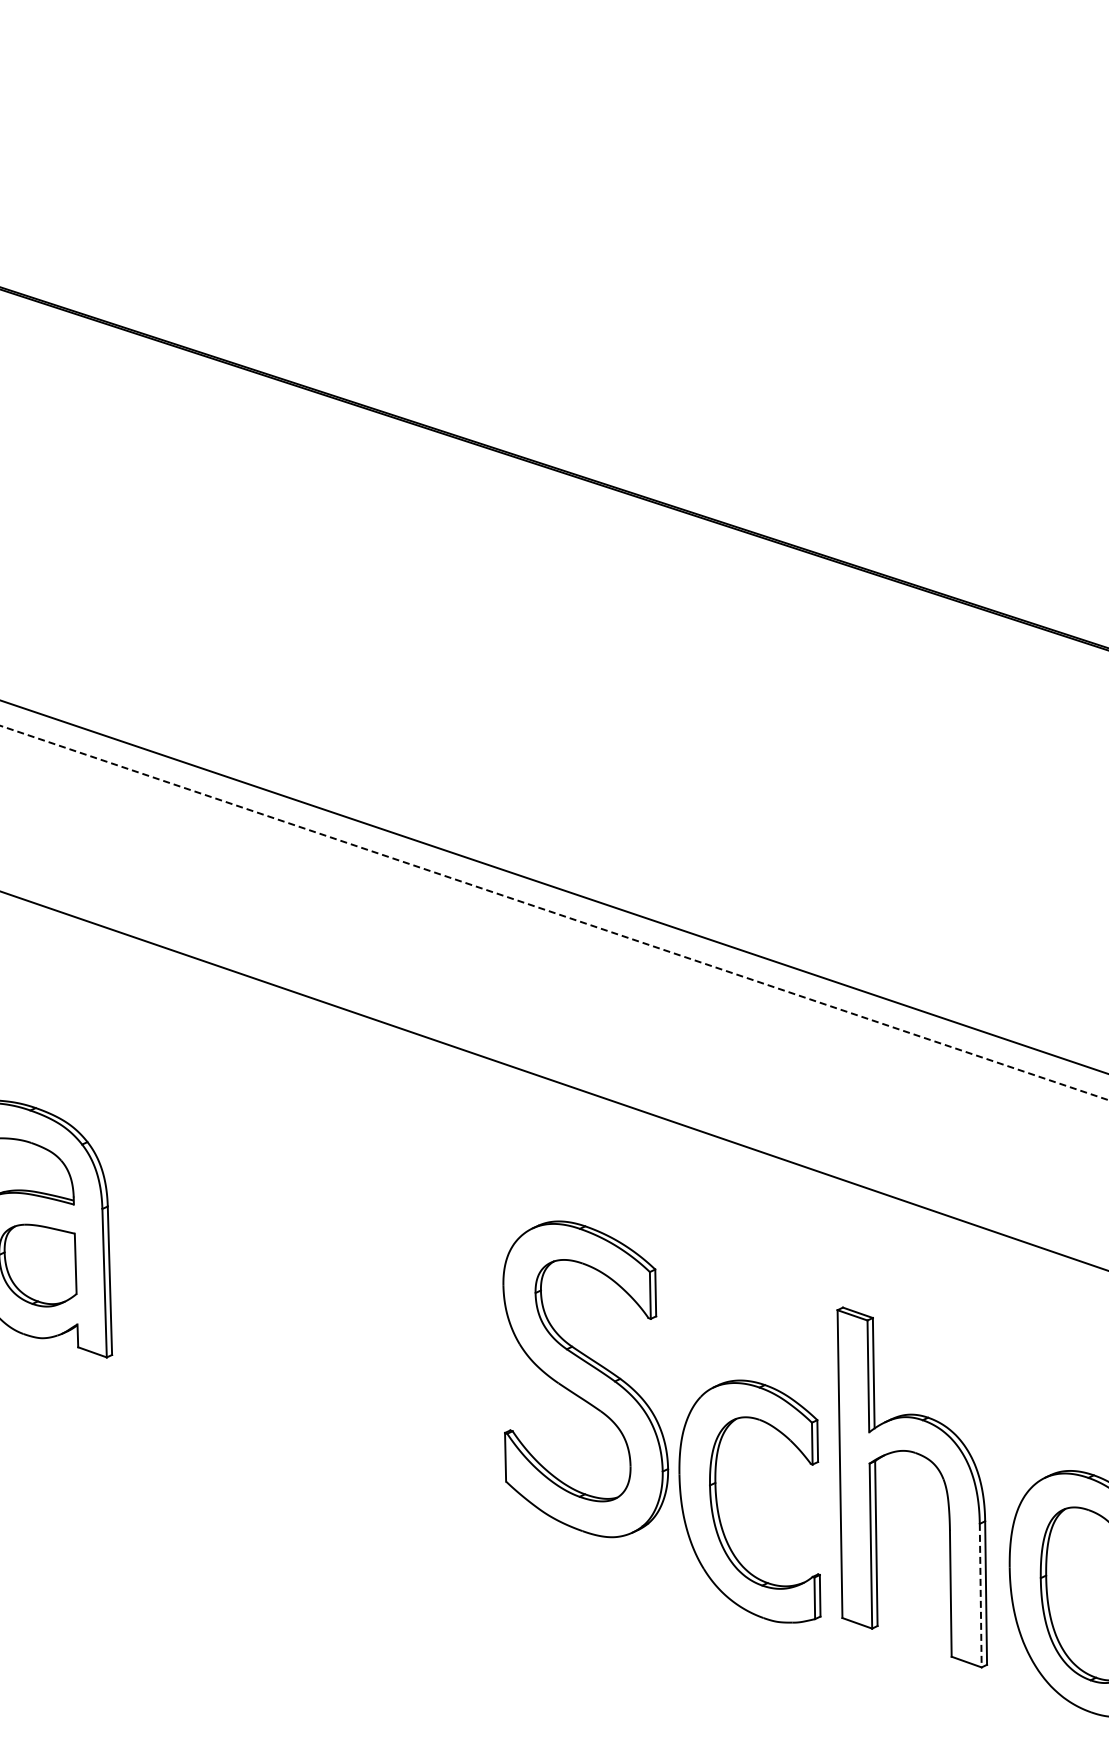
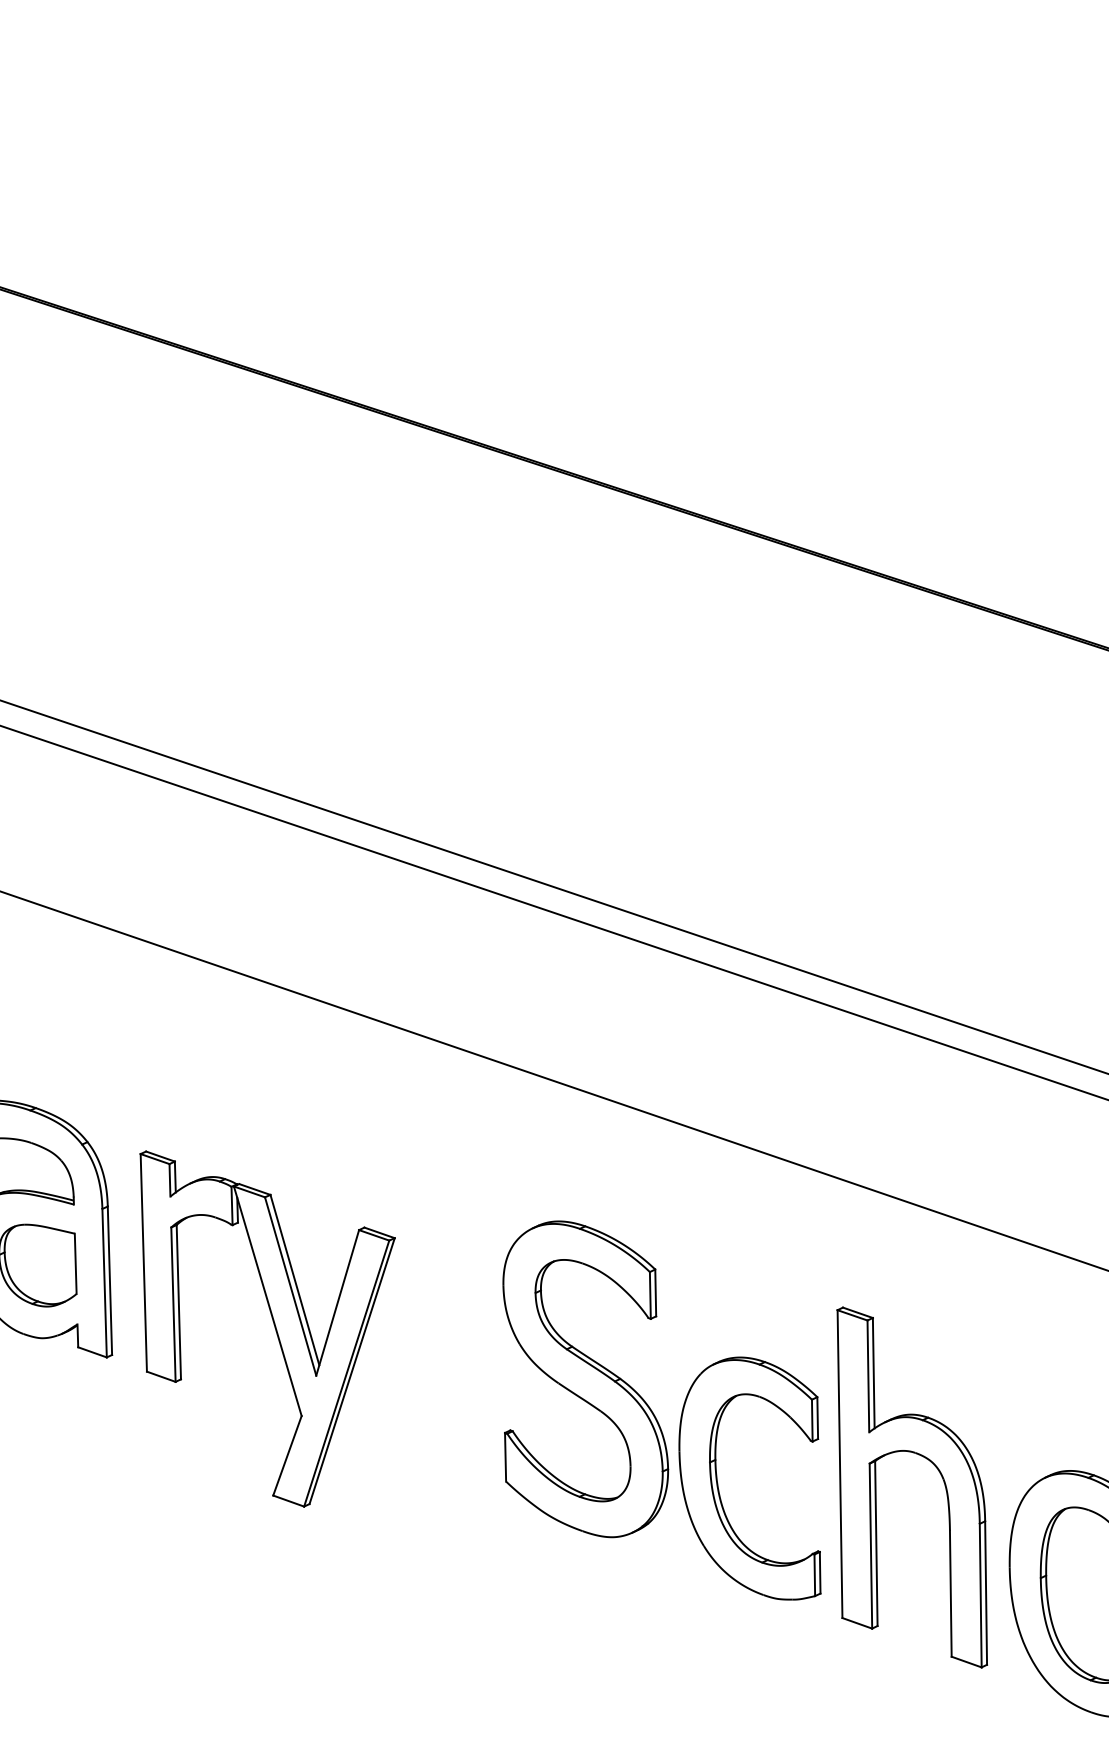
line: dashed -> solid (554, 913)
part: none -> present (274, 1328)
part position: (718, 1506) -> (718, 1483) (718, 1483)
line: dashed -> solid (980, 1595)
